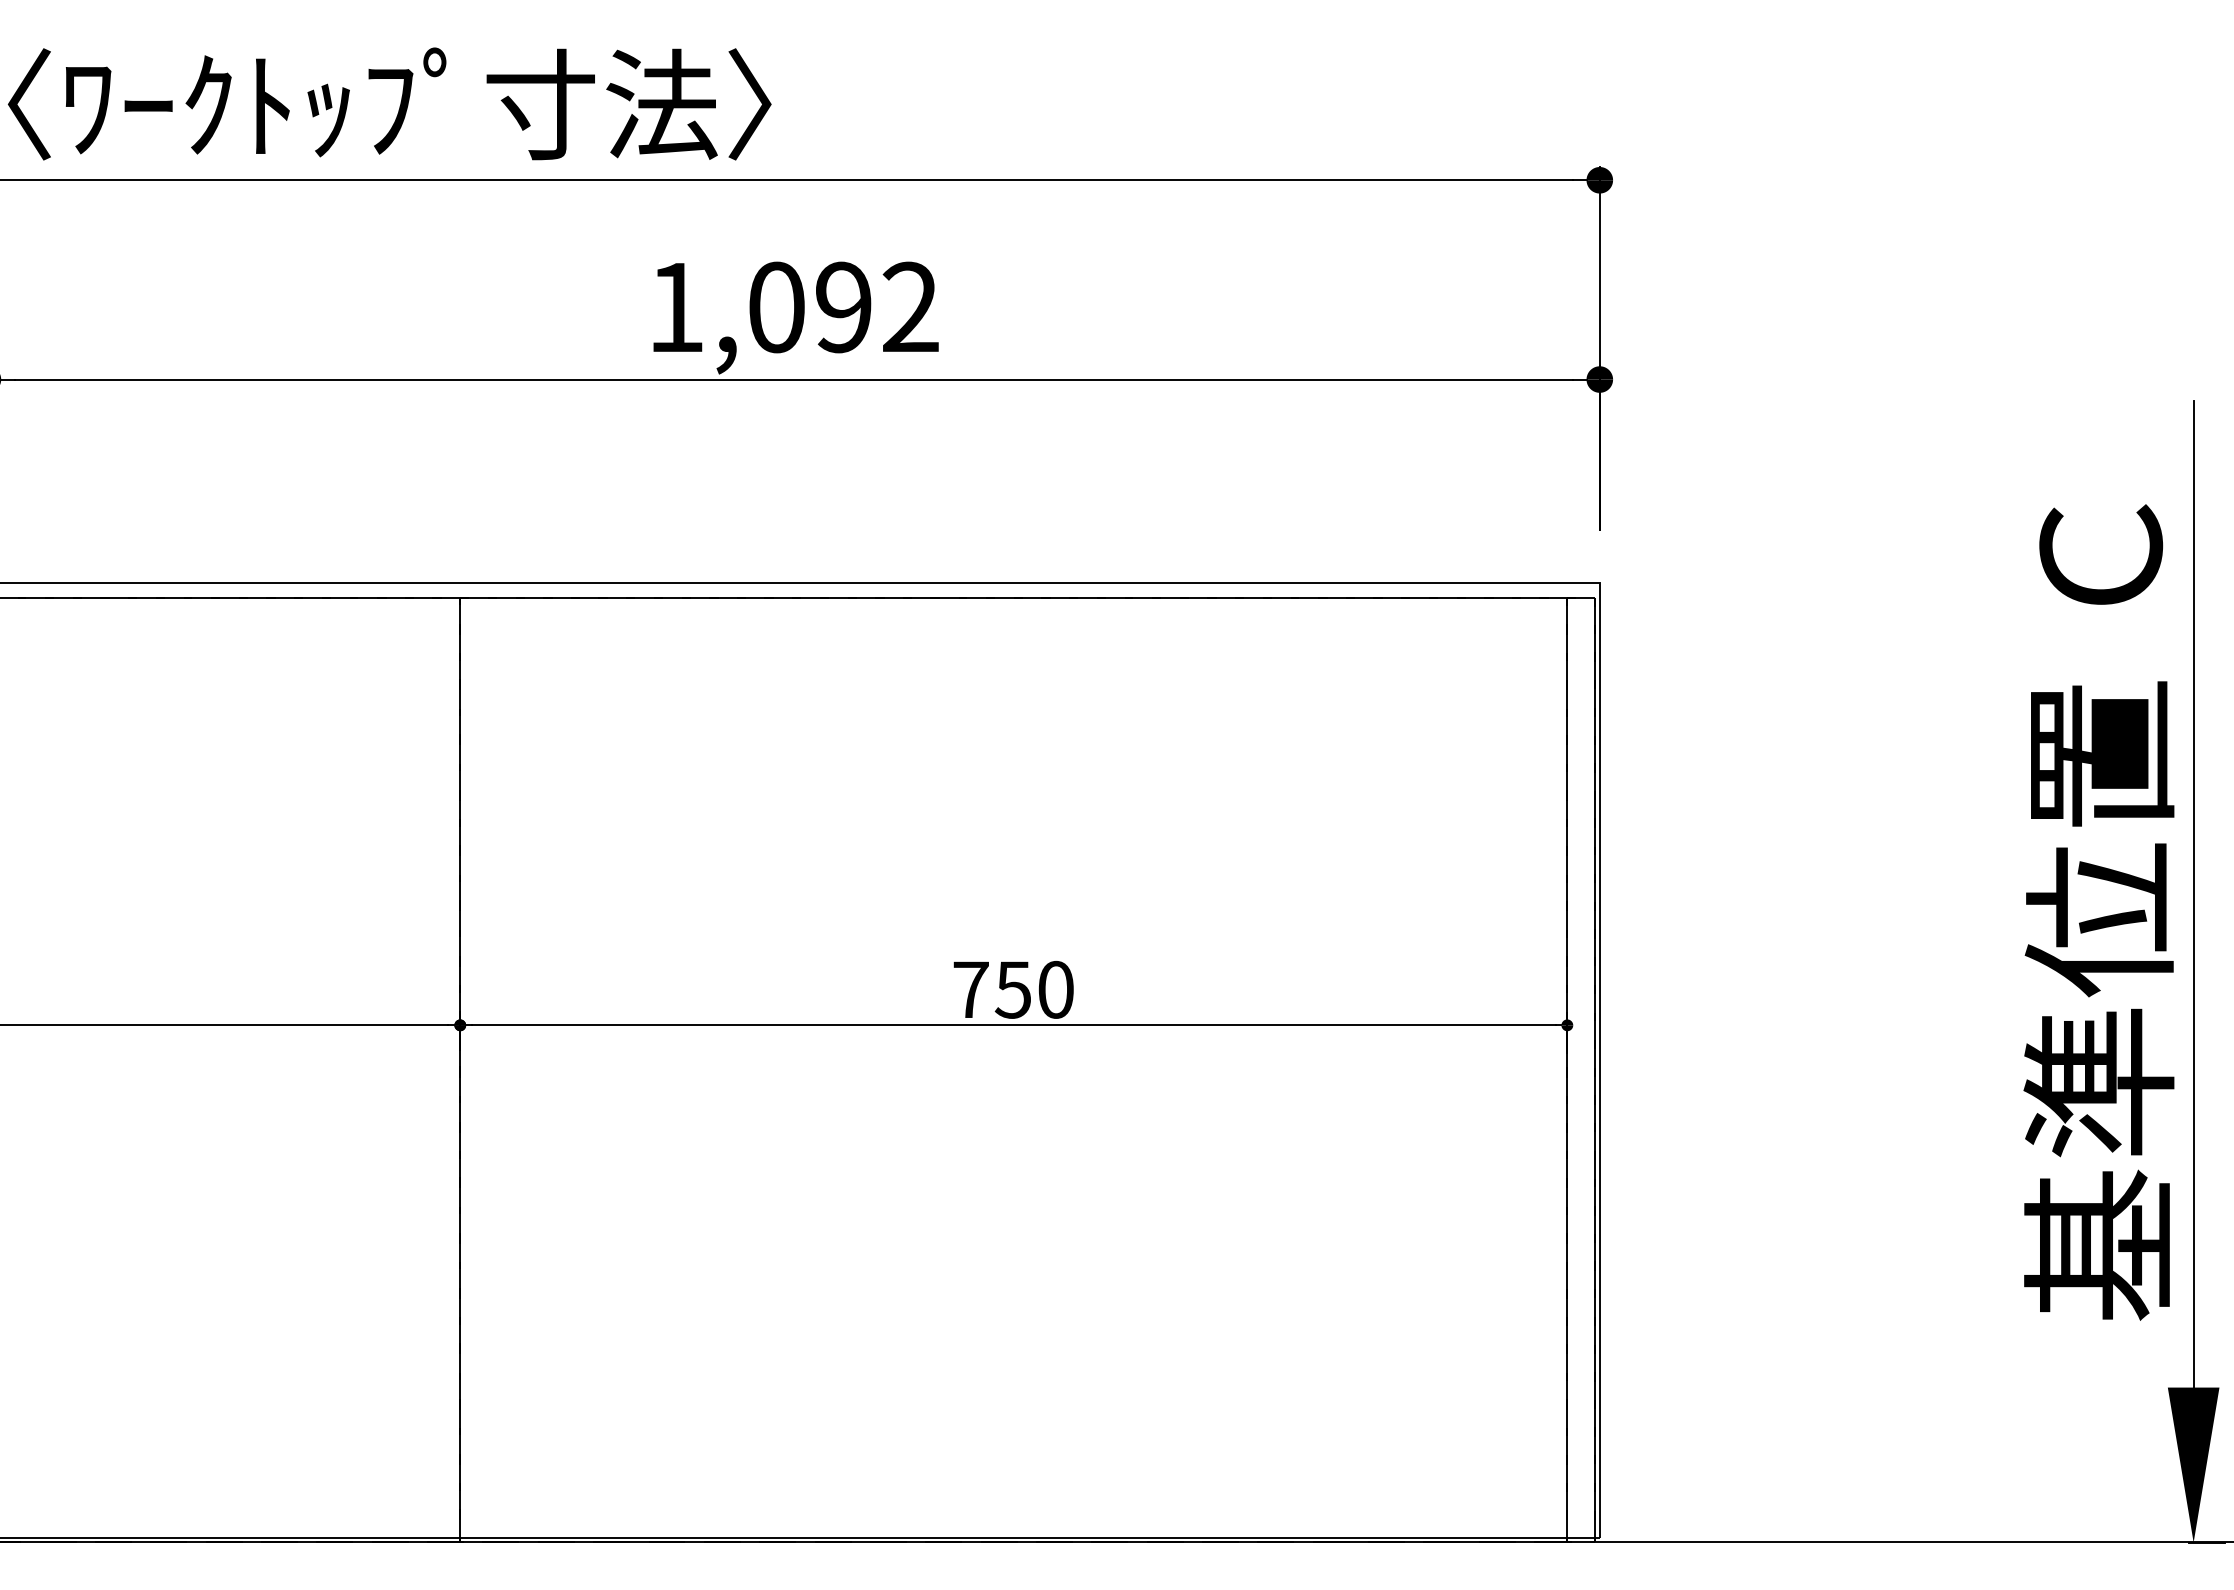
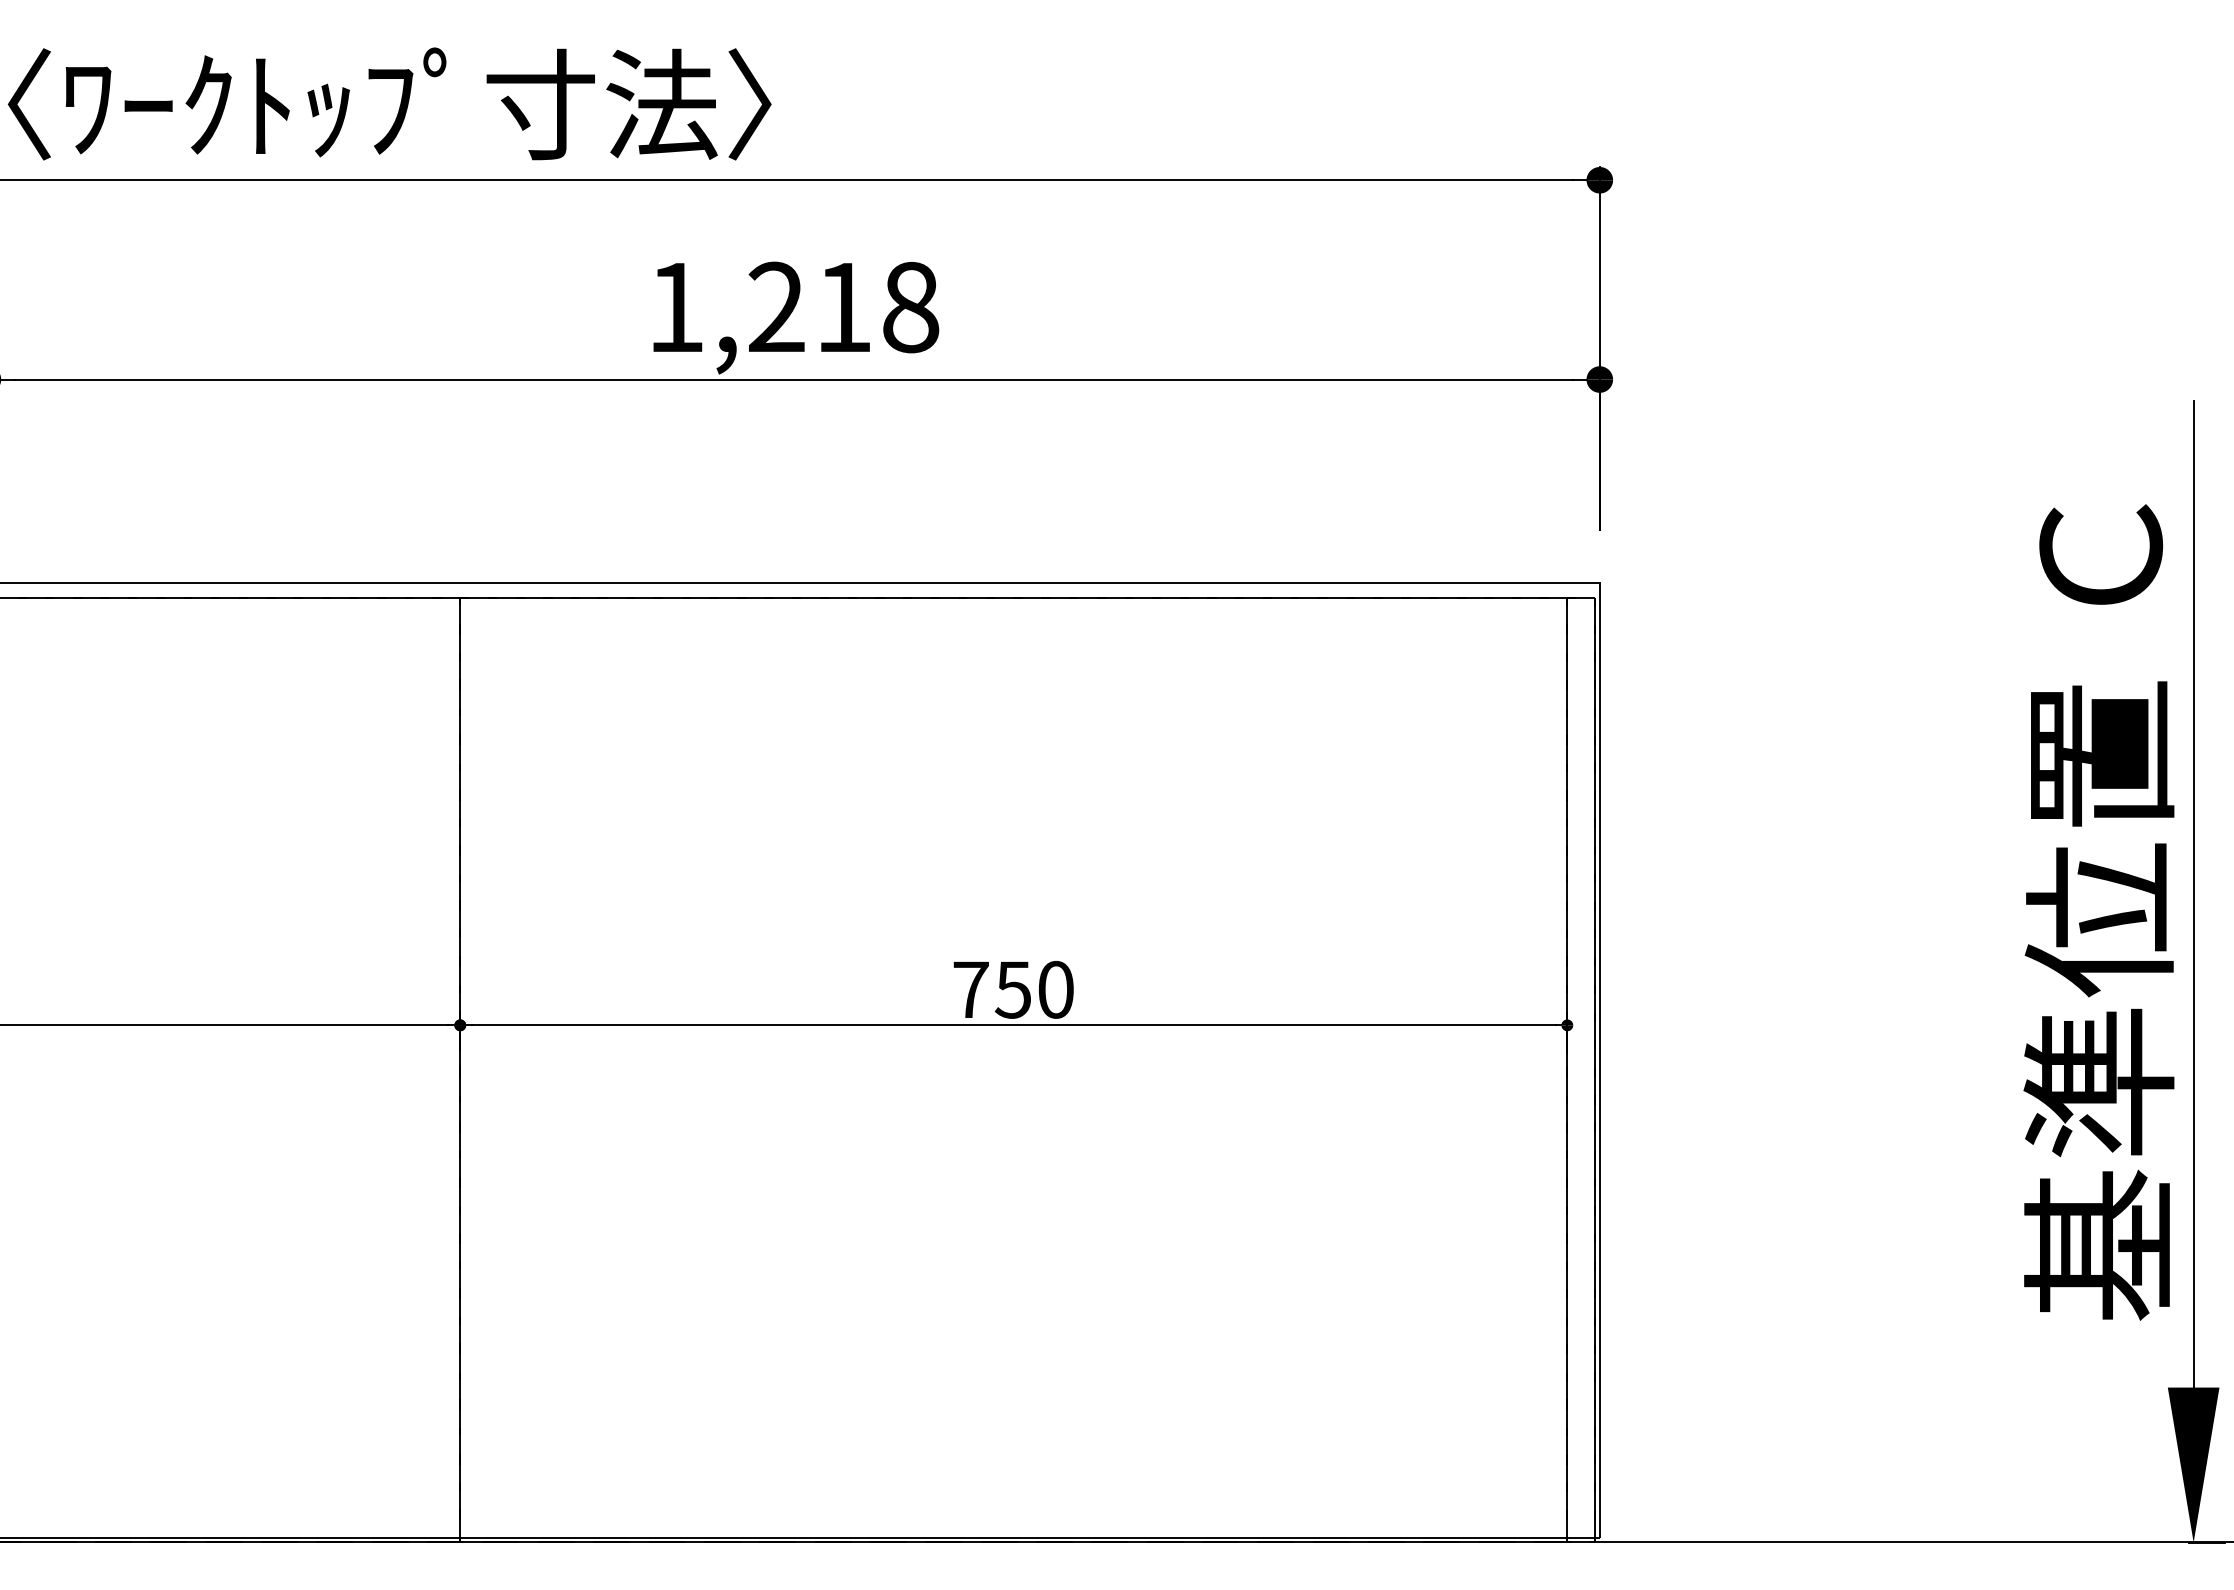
text: 1,092 -> 1,218 (843, 307)
